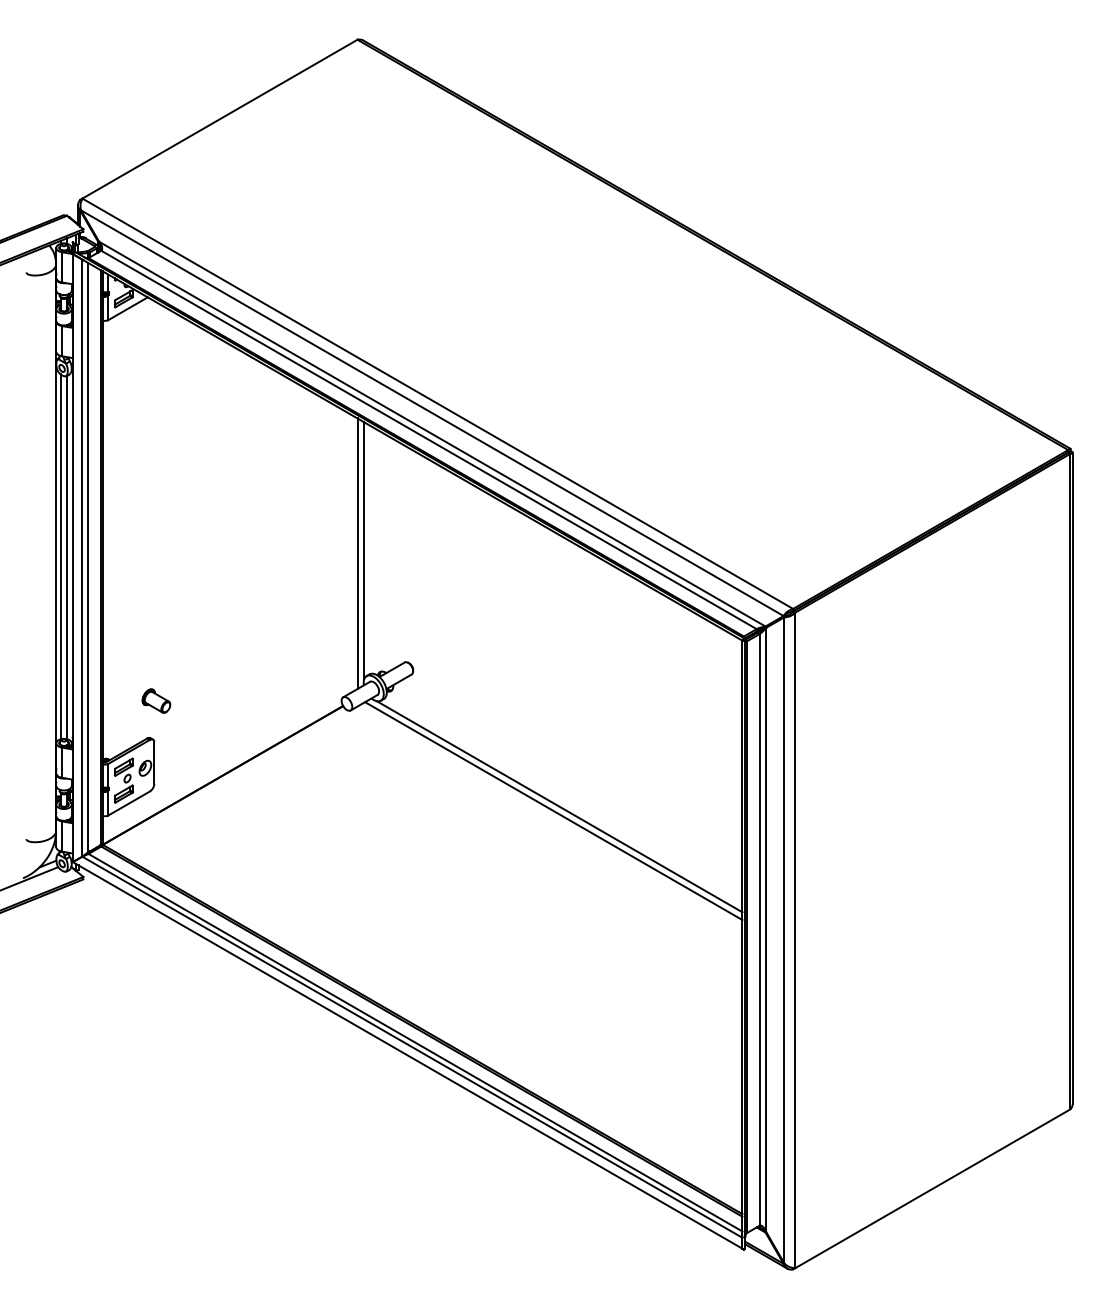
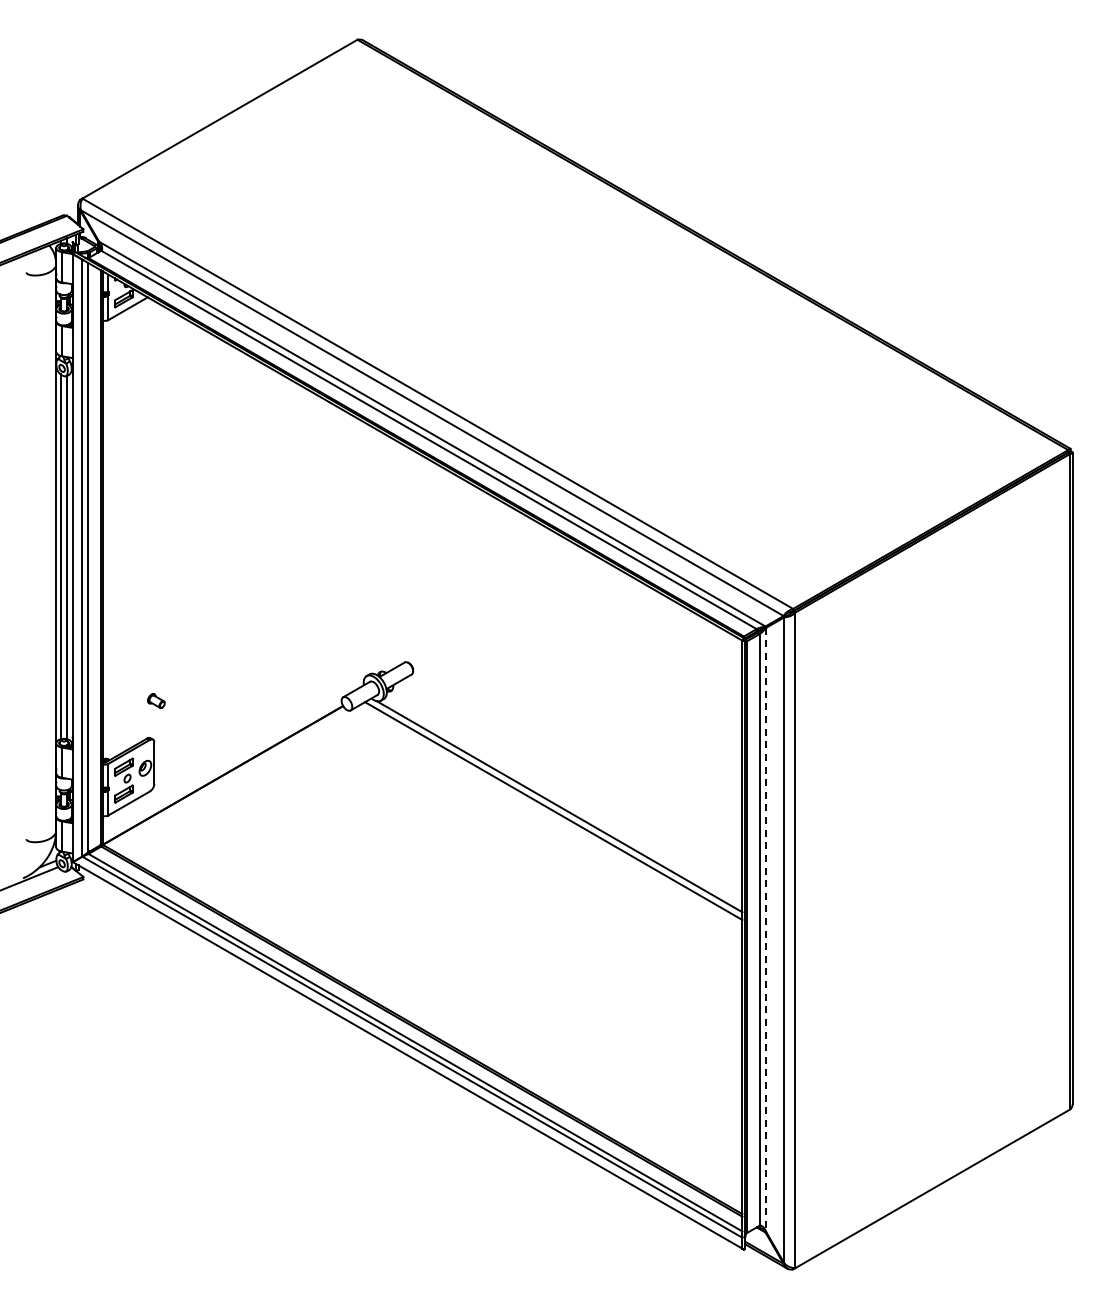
line: present -> none (364, 550)
line: present -> none (357, 553)
part size: 31x26 px -> 19x16 px (156, 700)
line: solid -> dashed (766, 930)
